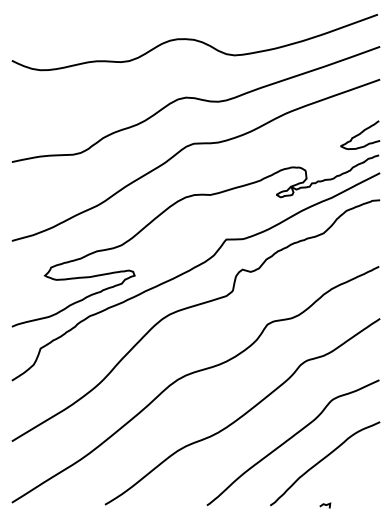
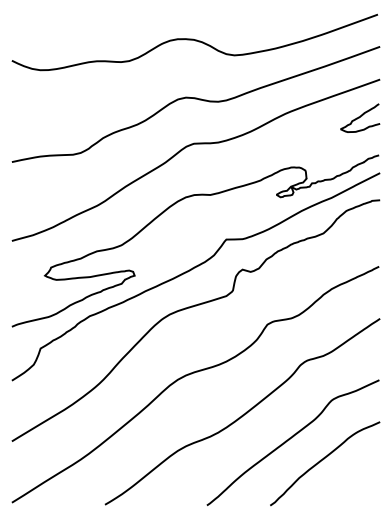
curve position: (360, 134) -> (360, 117) (360, 117)
line: present -> none (325, 505)
